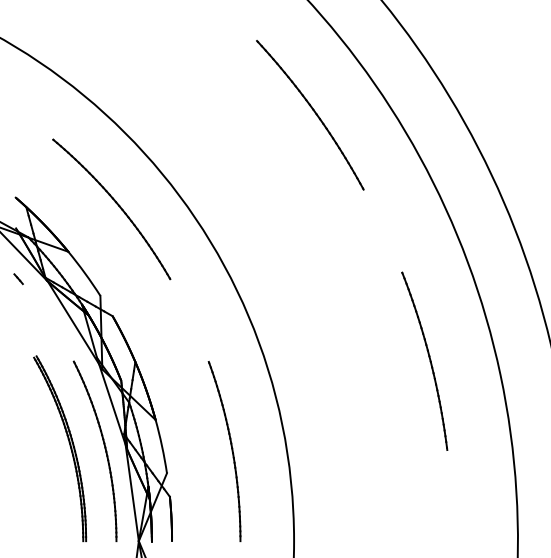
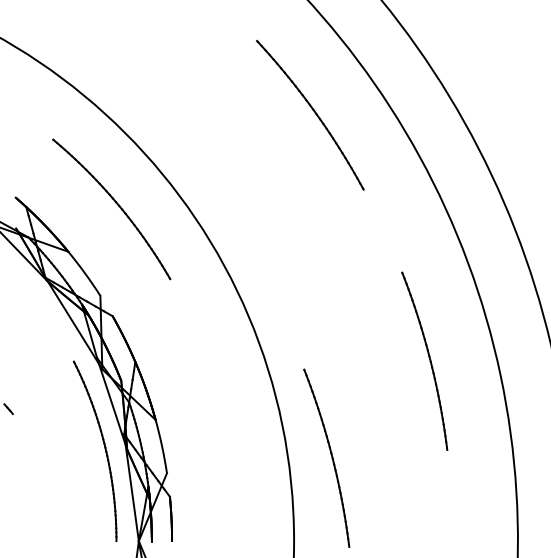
line position: (18, 279) -> (8, 409) (8, 409)
part: present -> none (69, 446)
part: present -> none (231, 451)
part: none -> present (326, 457)
